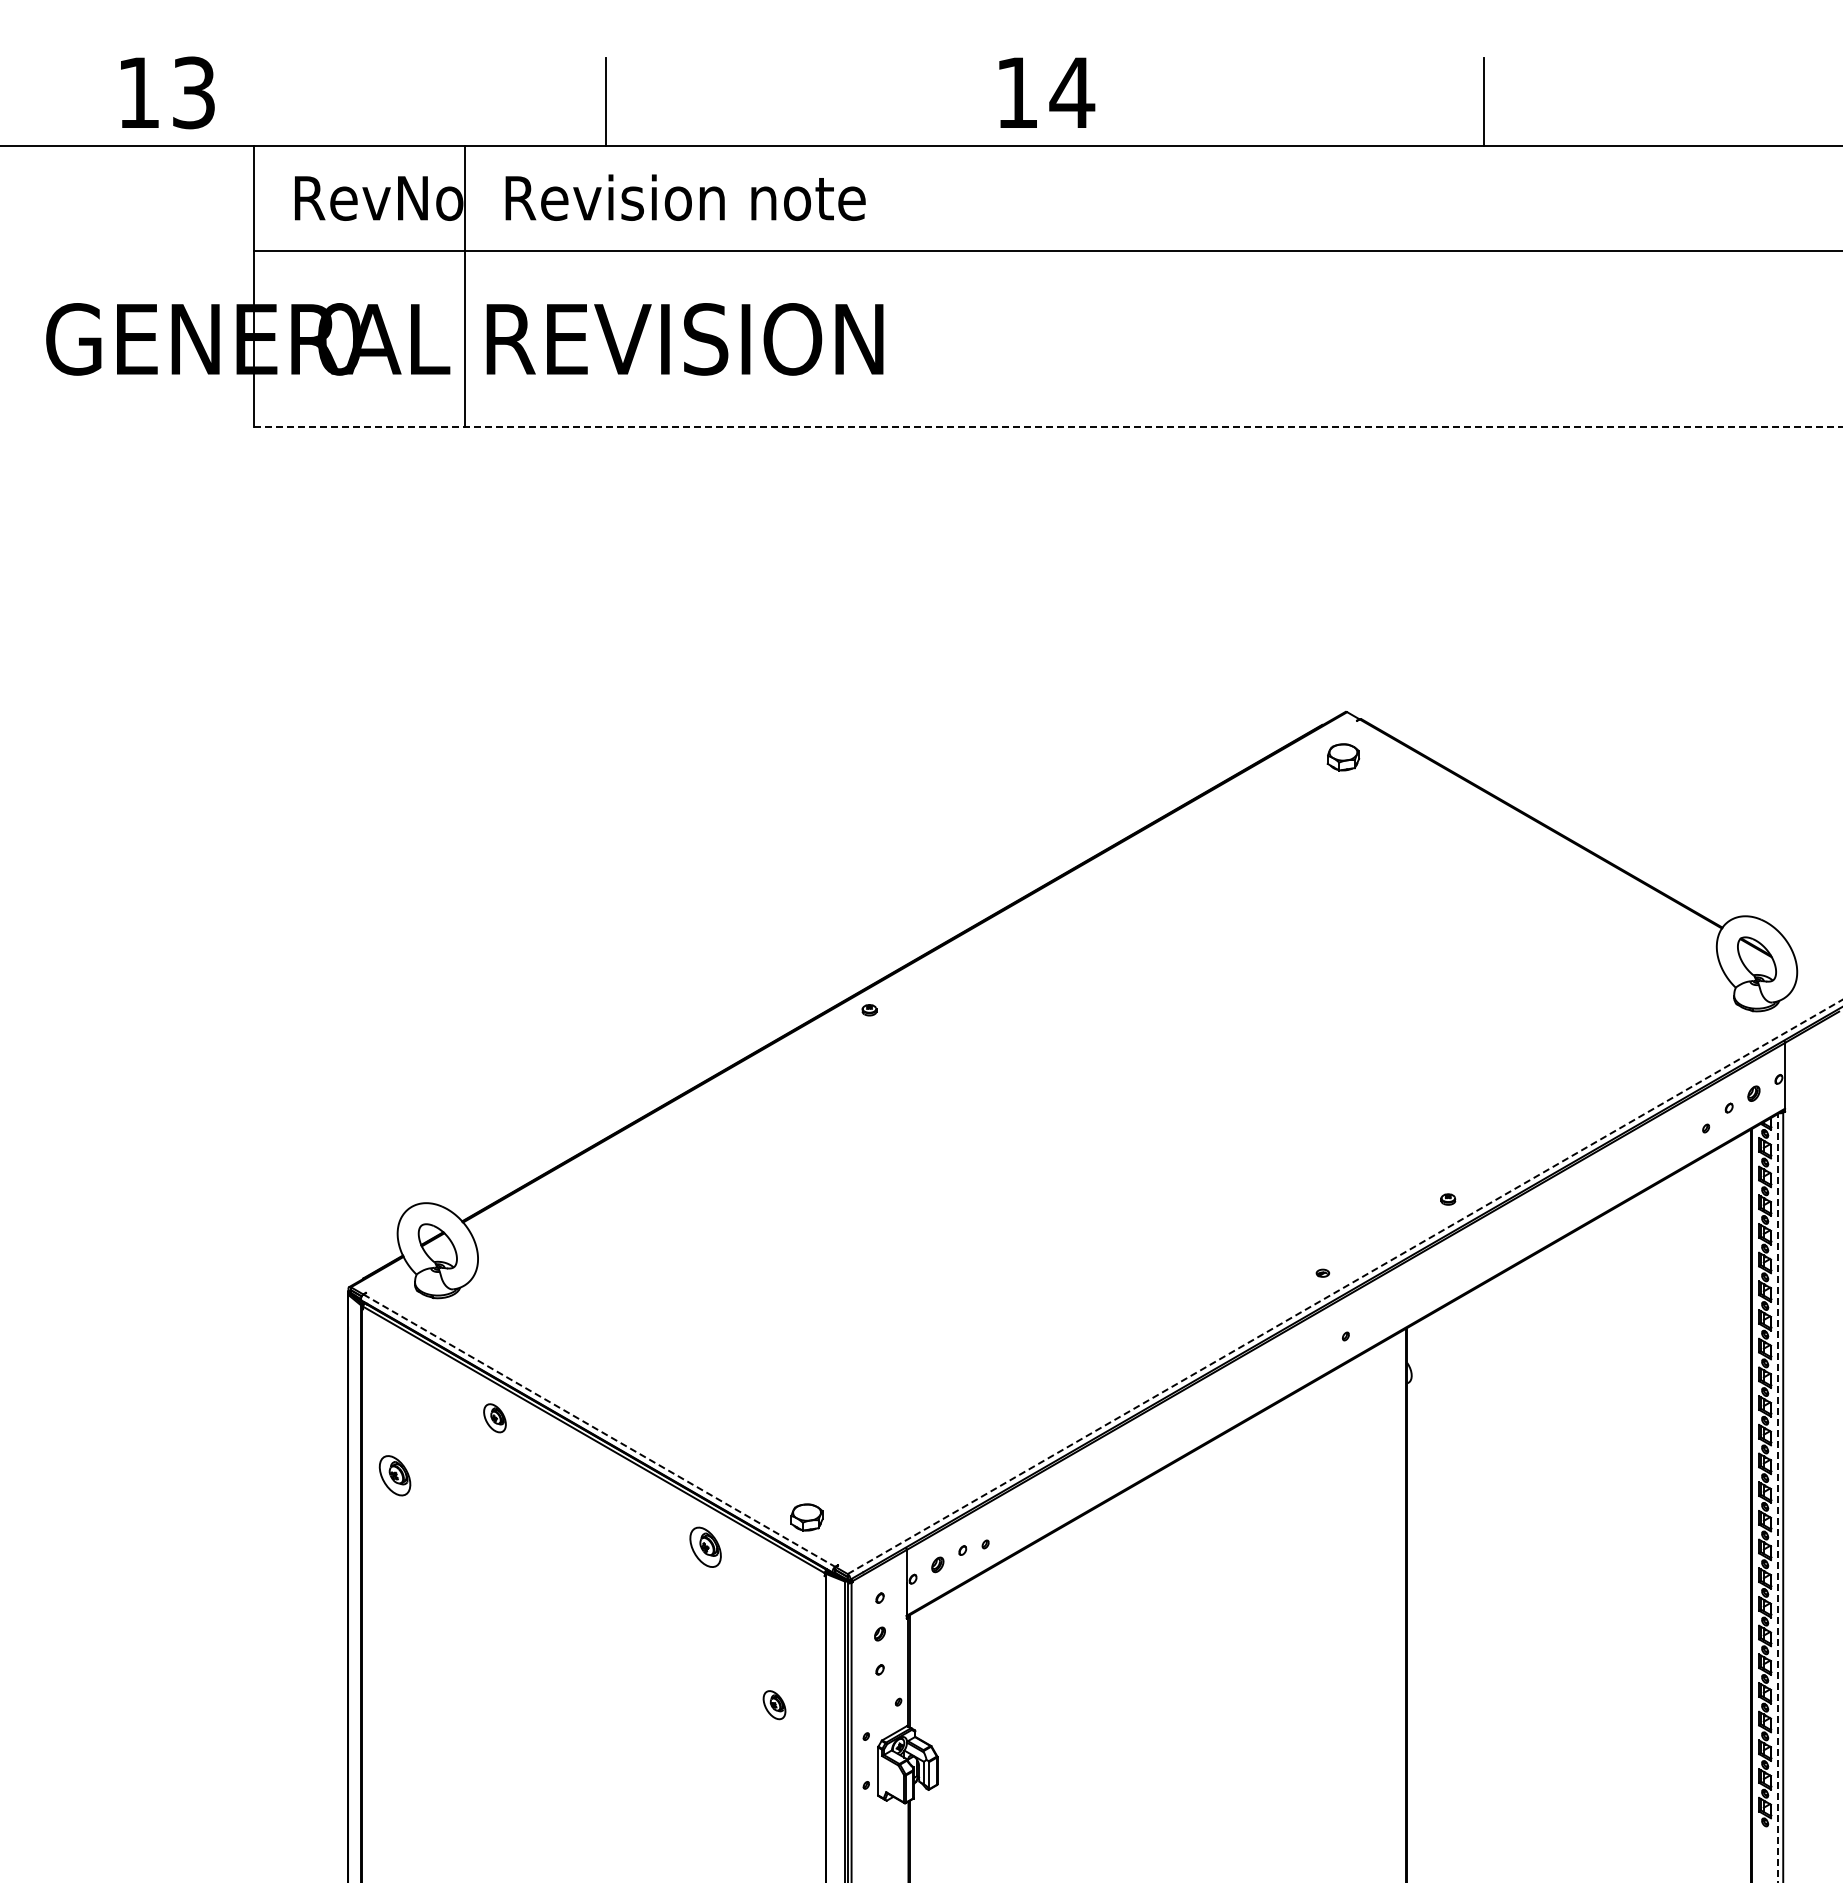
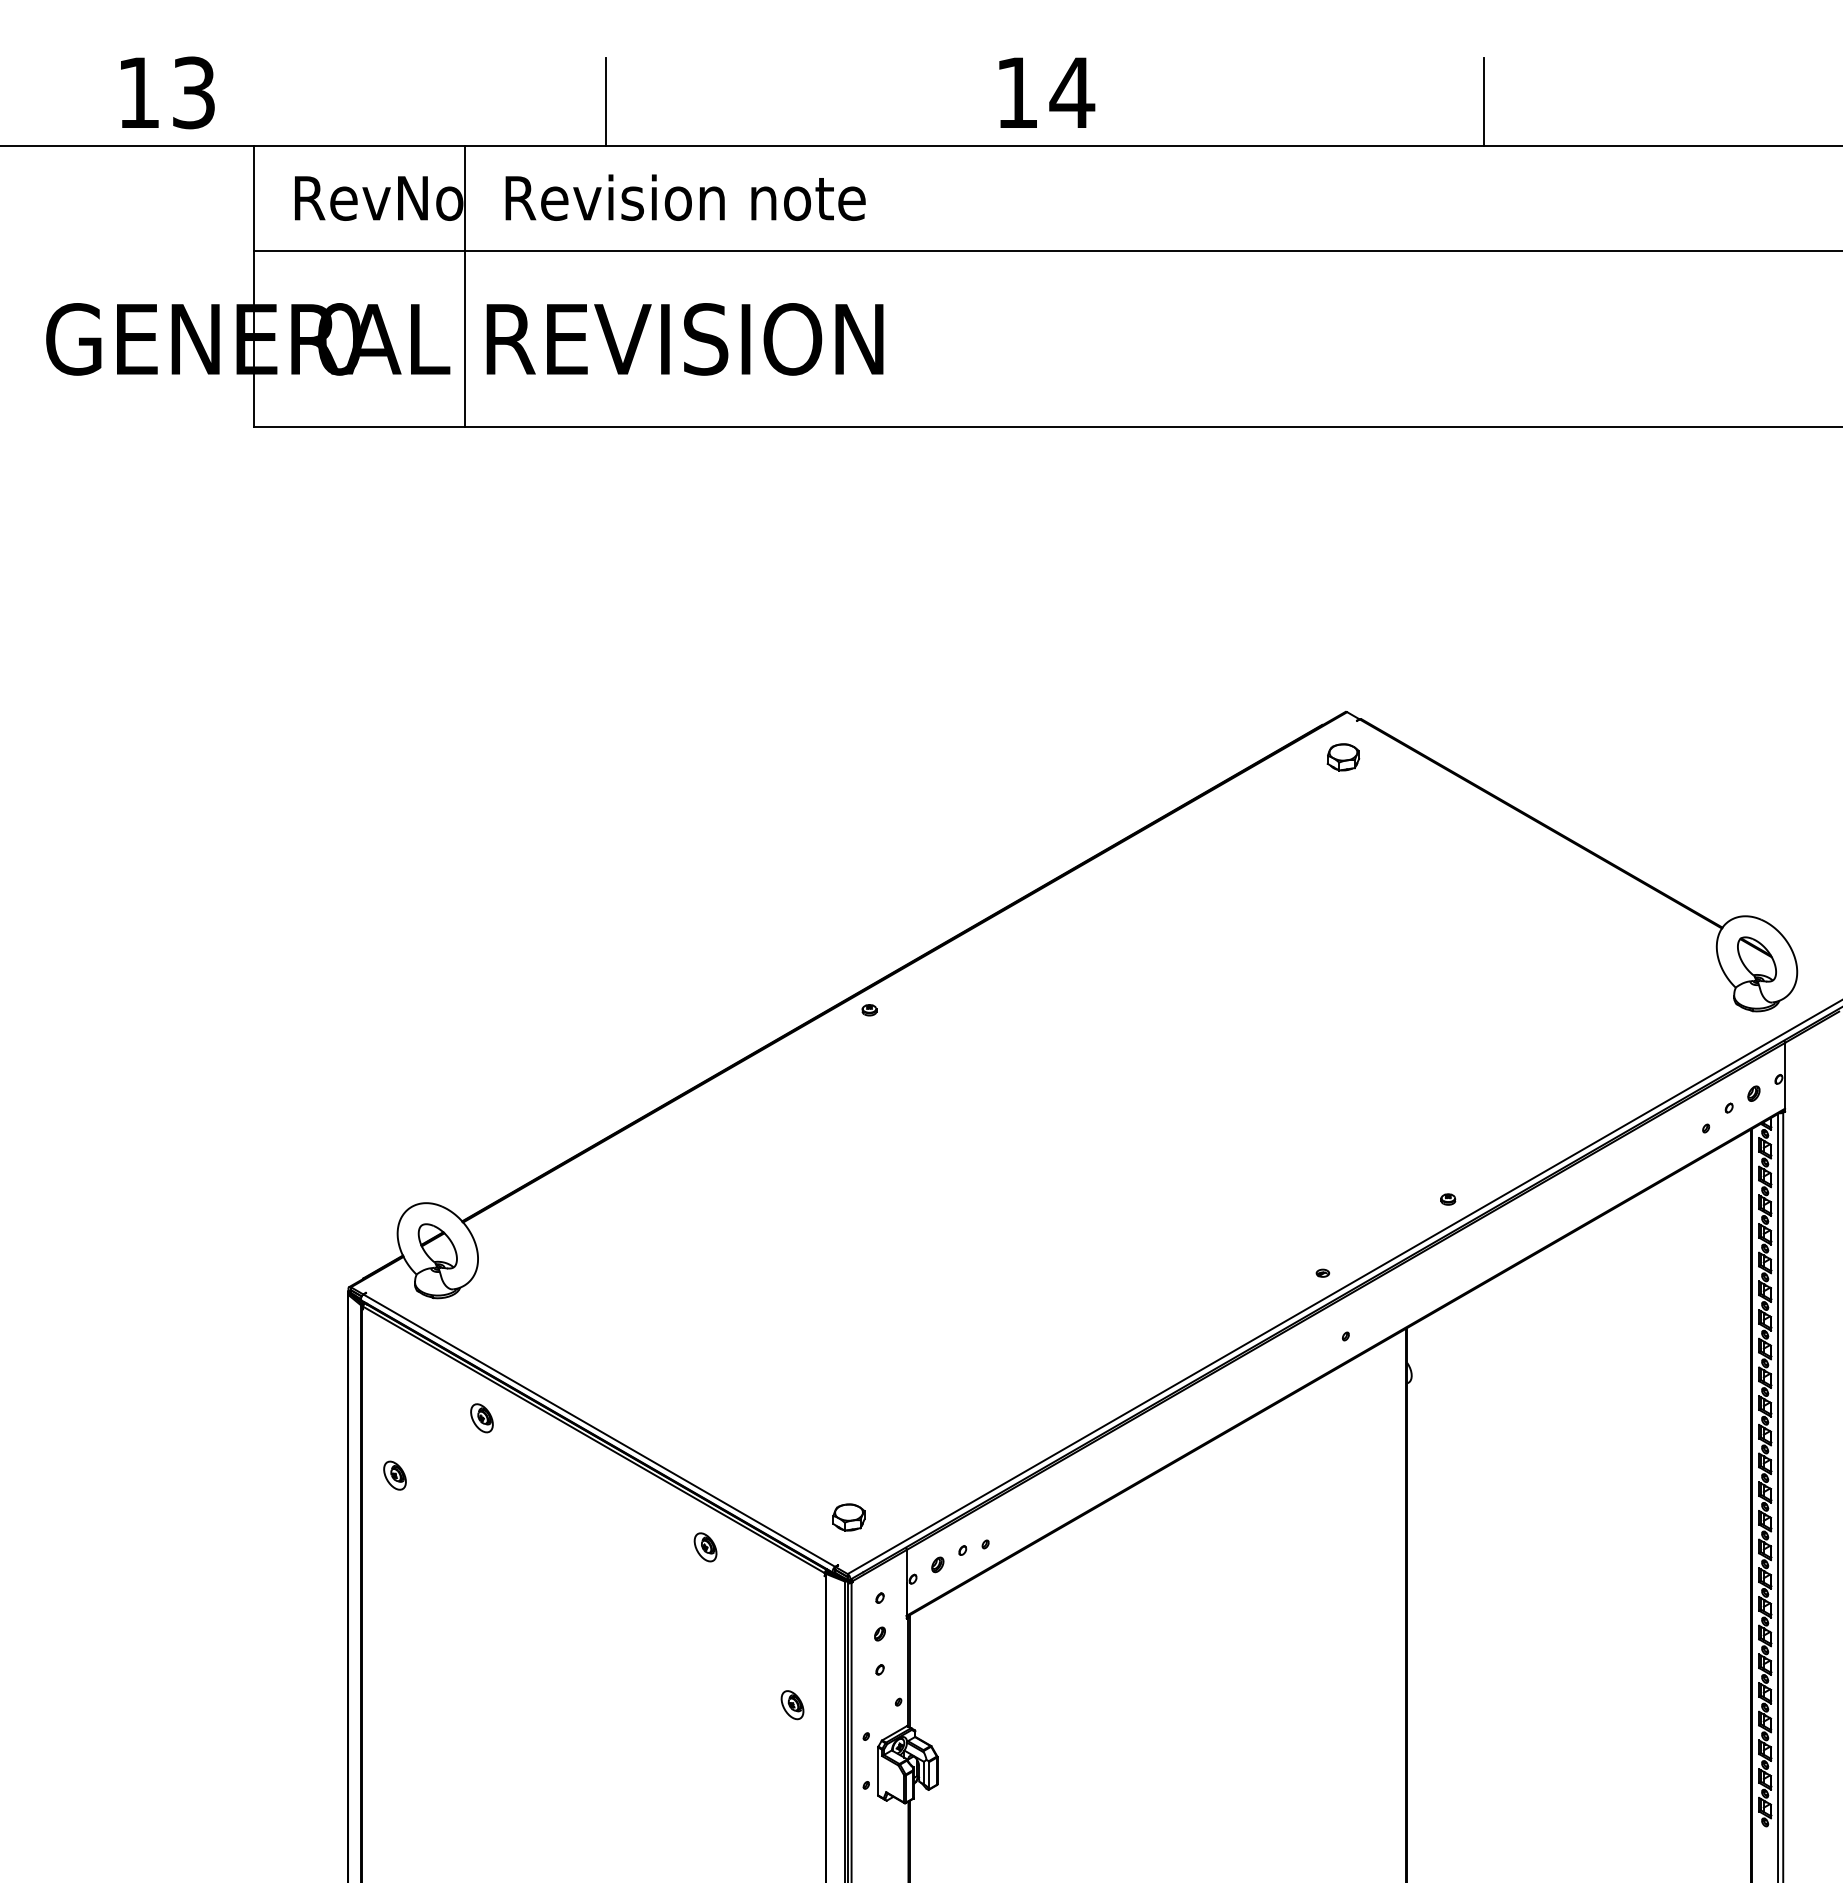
line: dashed -> solid (1048, 426)
line: dashed -> solid (1345, 1286)
part position: (494, 1418) -> (481, 1418) (481, 1418)
line: dashed -> solid (599, 1430)
part size: 34x42 px -> 24x31 px (394, 1475)
line: dashed -> solid (1778, 1497)
part position: (806, 1517) -> (848, 1517) (848, 1517)
part size: 33x42 px -> 25x31 px (705, 1547)
part position: (774, 1705) -> (792, 1705) (792, 1705)
